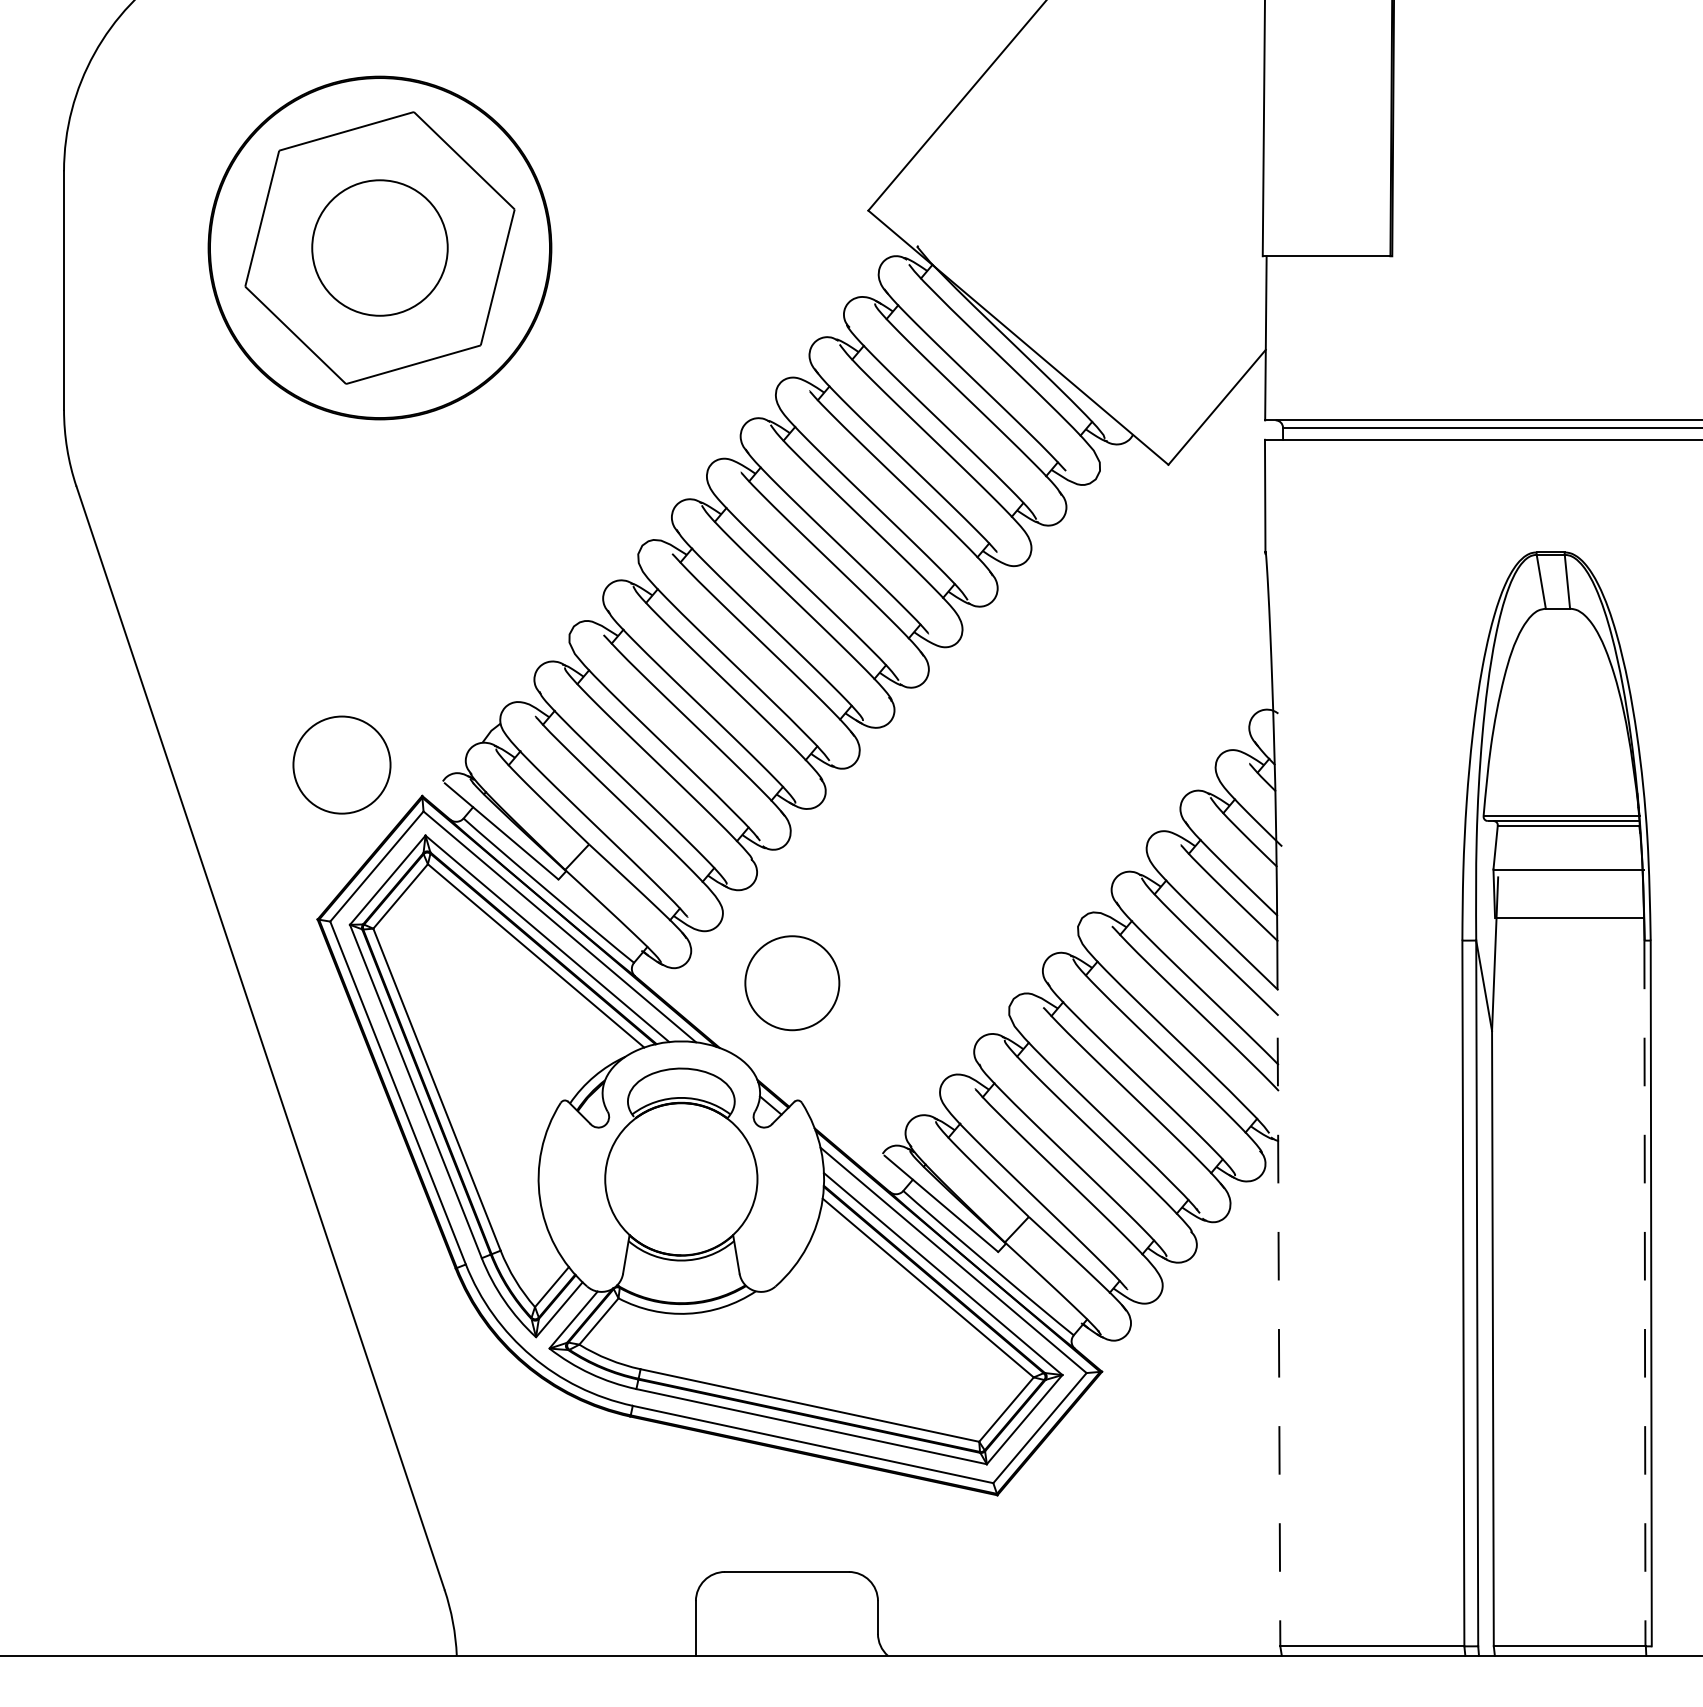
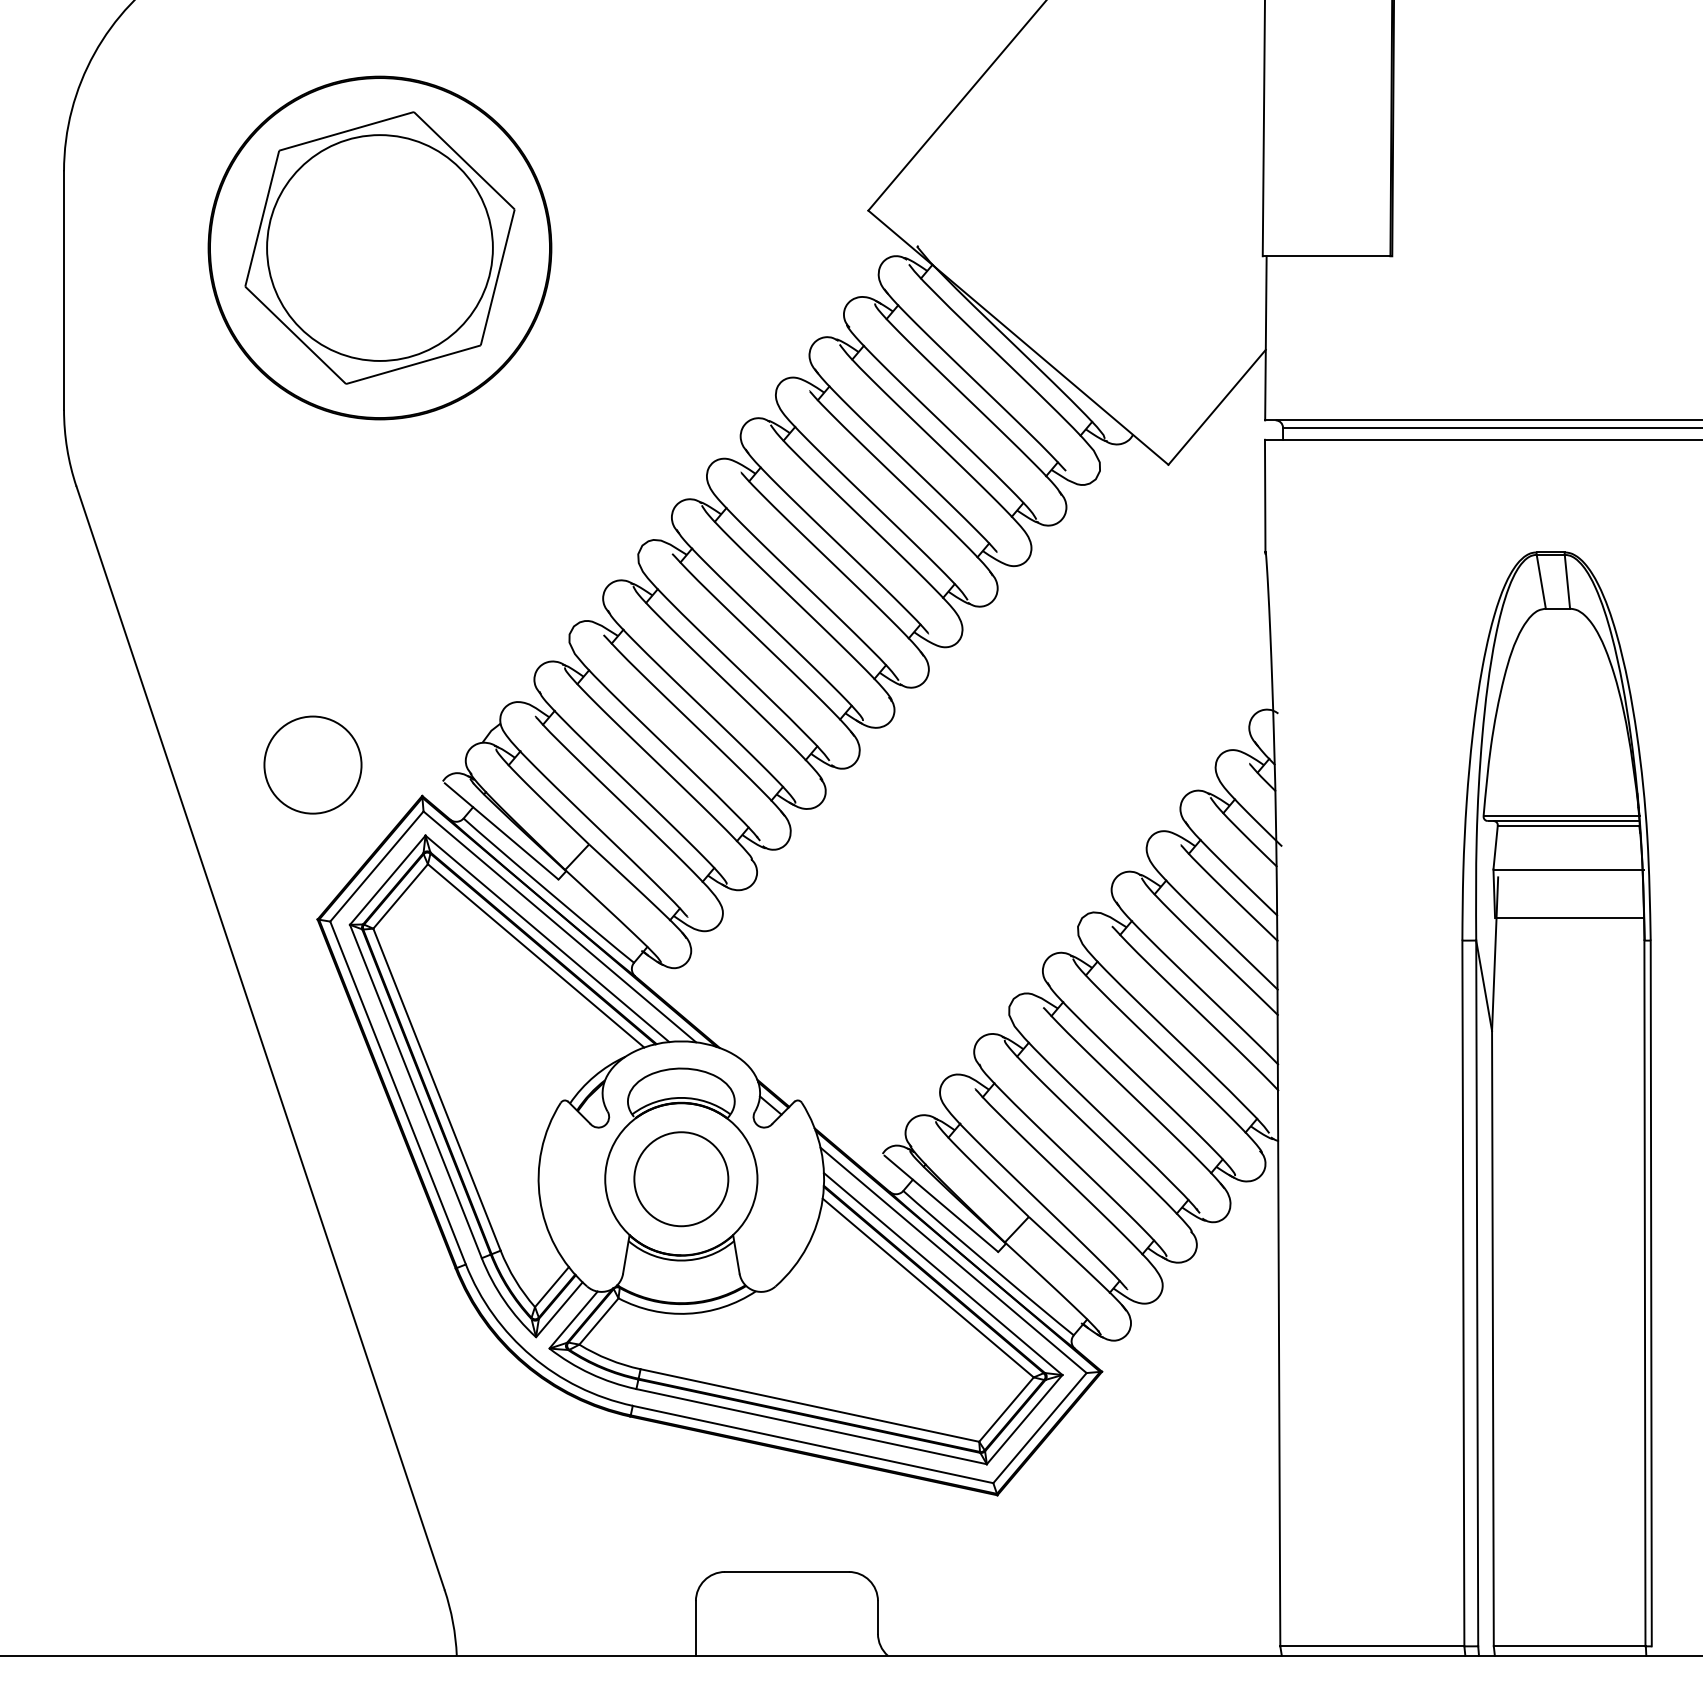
circle diameter: 136 px -> 226 px (379, 247)
circle position: (341, 764) -> (312, 764) (312, 764)
circle position: (792, 983) -> (681, 1179) (681, 1179)
line: dashed -> solid (1278, 1293)
line: dashed -> solid (1644, 1293)
